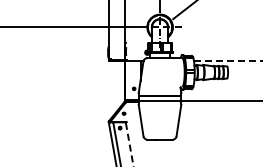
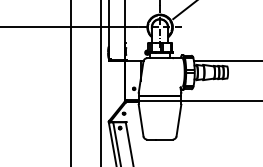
line: dashed -> solid (228, 60)
line: none -> present (71, 82)
line: none -> present (101, 82)
line: dashed -> solid (129, 143)
